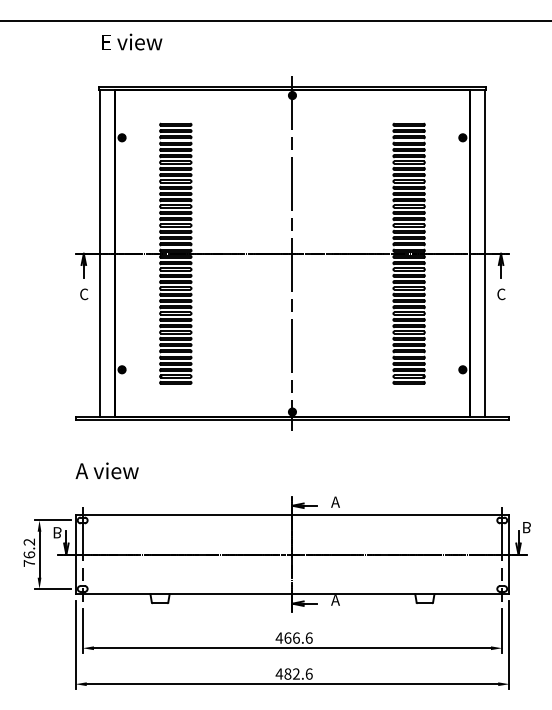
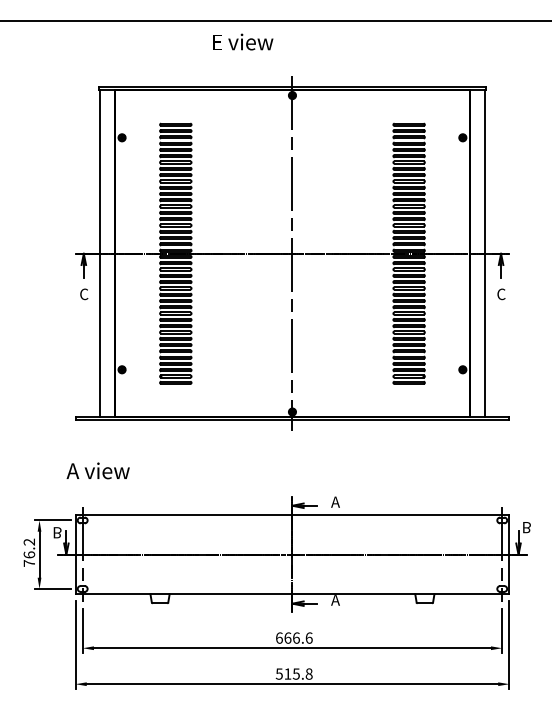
text position: (132, 41) -> (243, 41) (243, 41)
text position: (106, 470) -> (97, 470) (97, 470)
text: 466.6 -> 666.6 (279, 637)
text: 482.6 -> 515.8 (293, 673)
